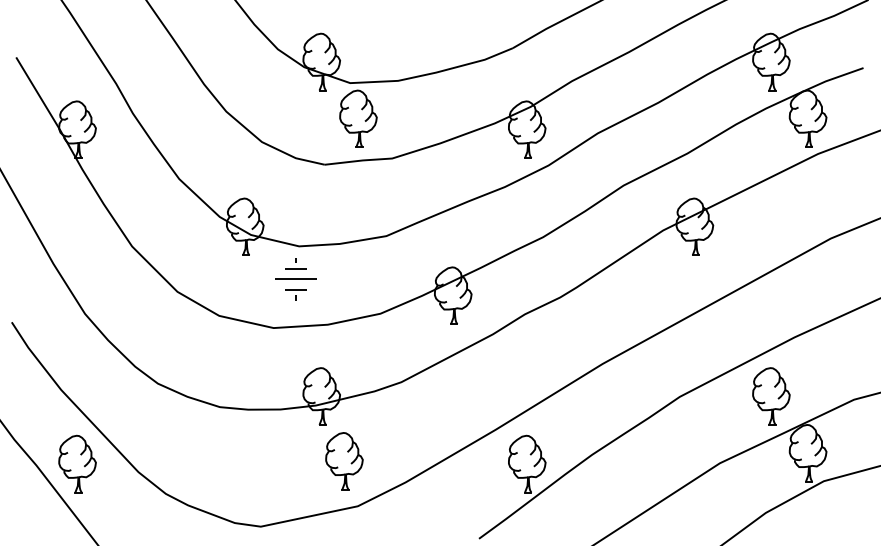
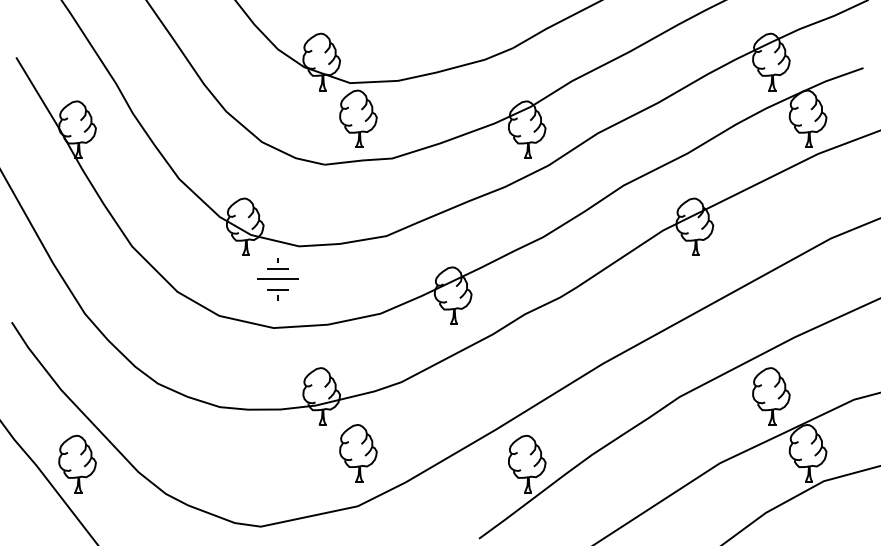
part position: (295, 279) -> (277, 279) (277, 279)
part position: (344, 461) -> (358, 453) (358, 453)
